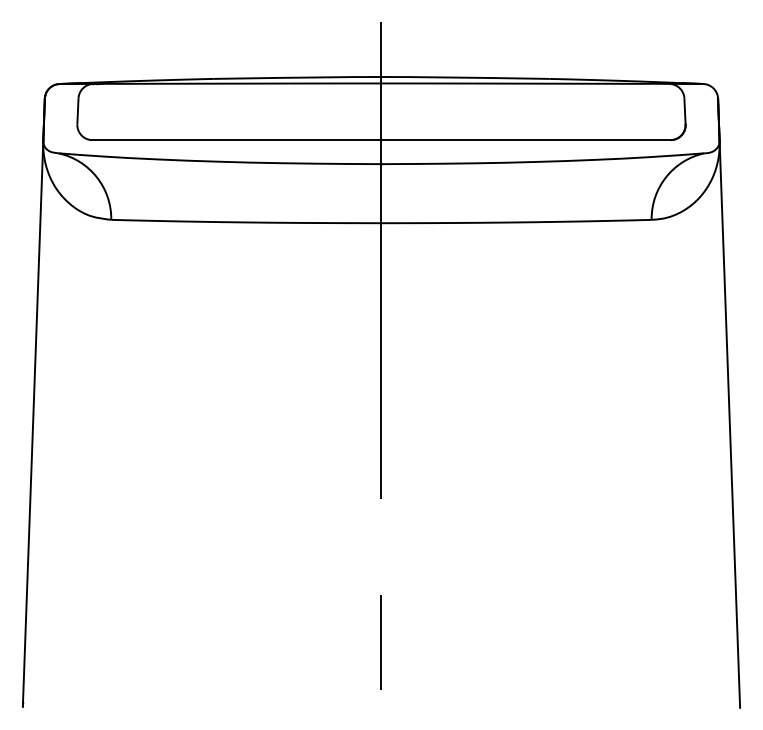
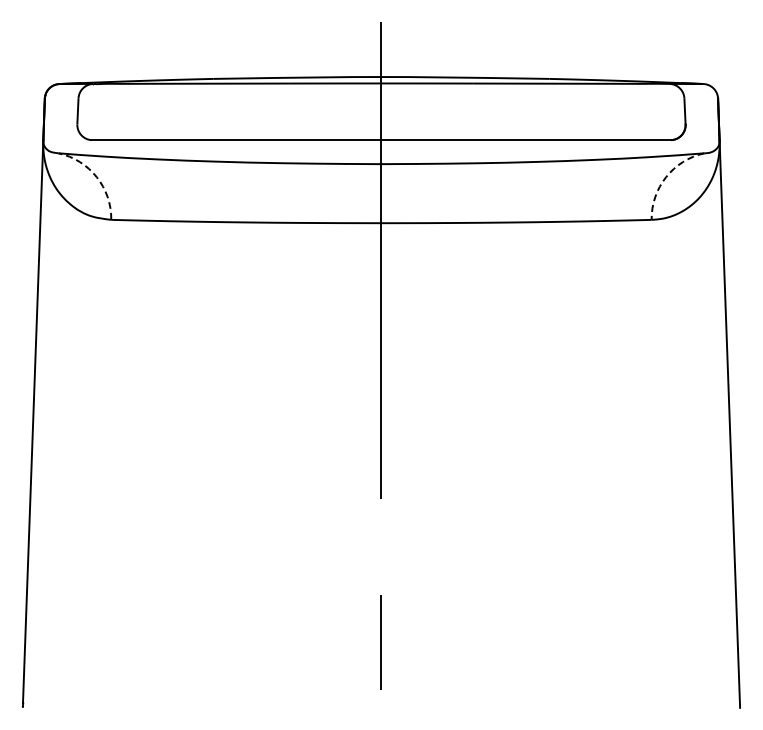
arc: solid -> dashed (96, 177)
arc: solid -> dashed (666, 177)
